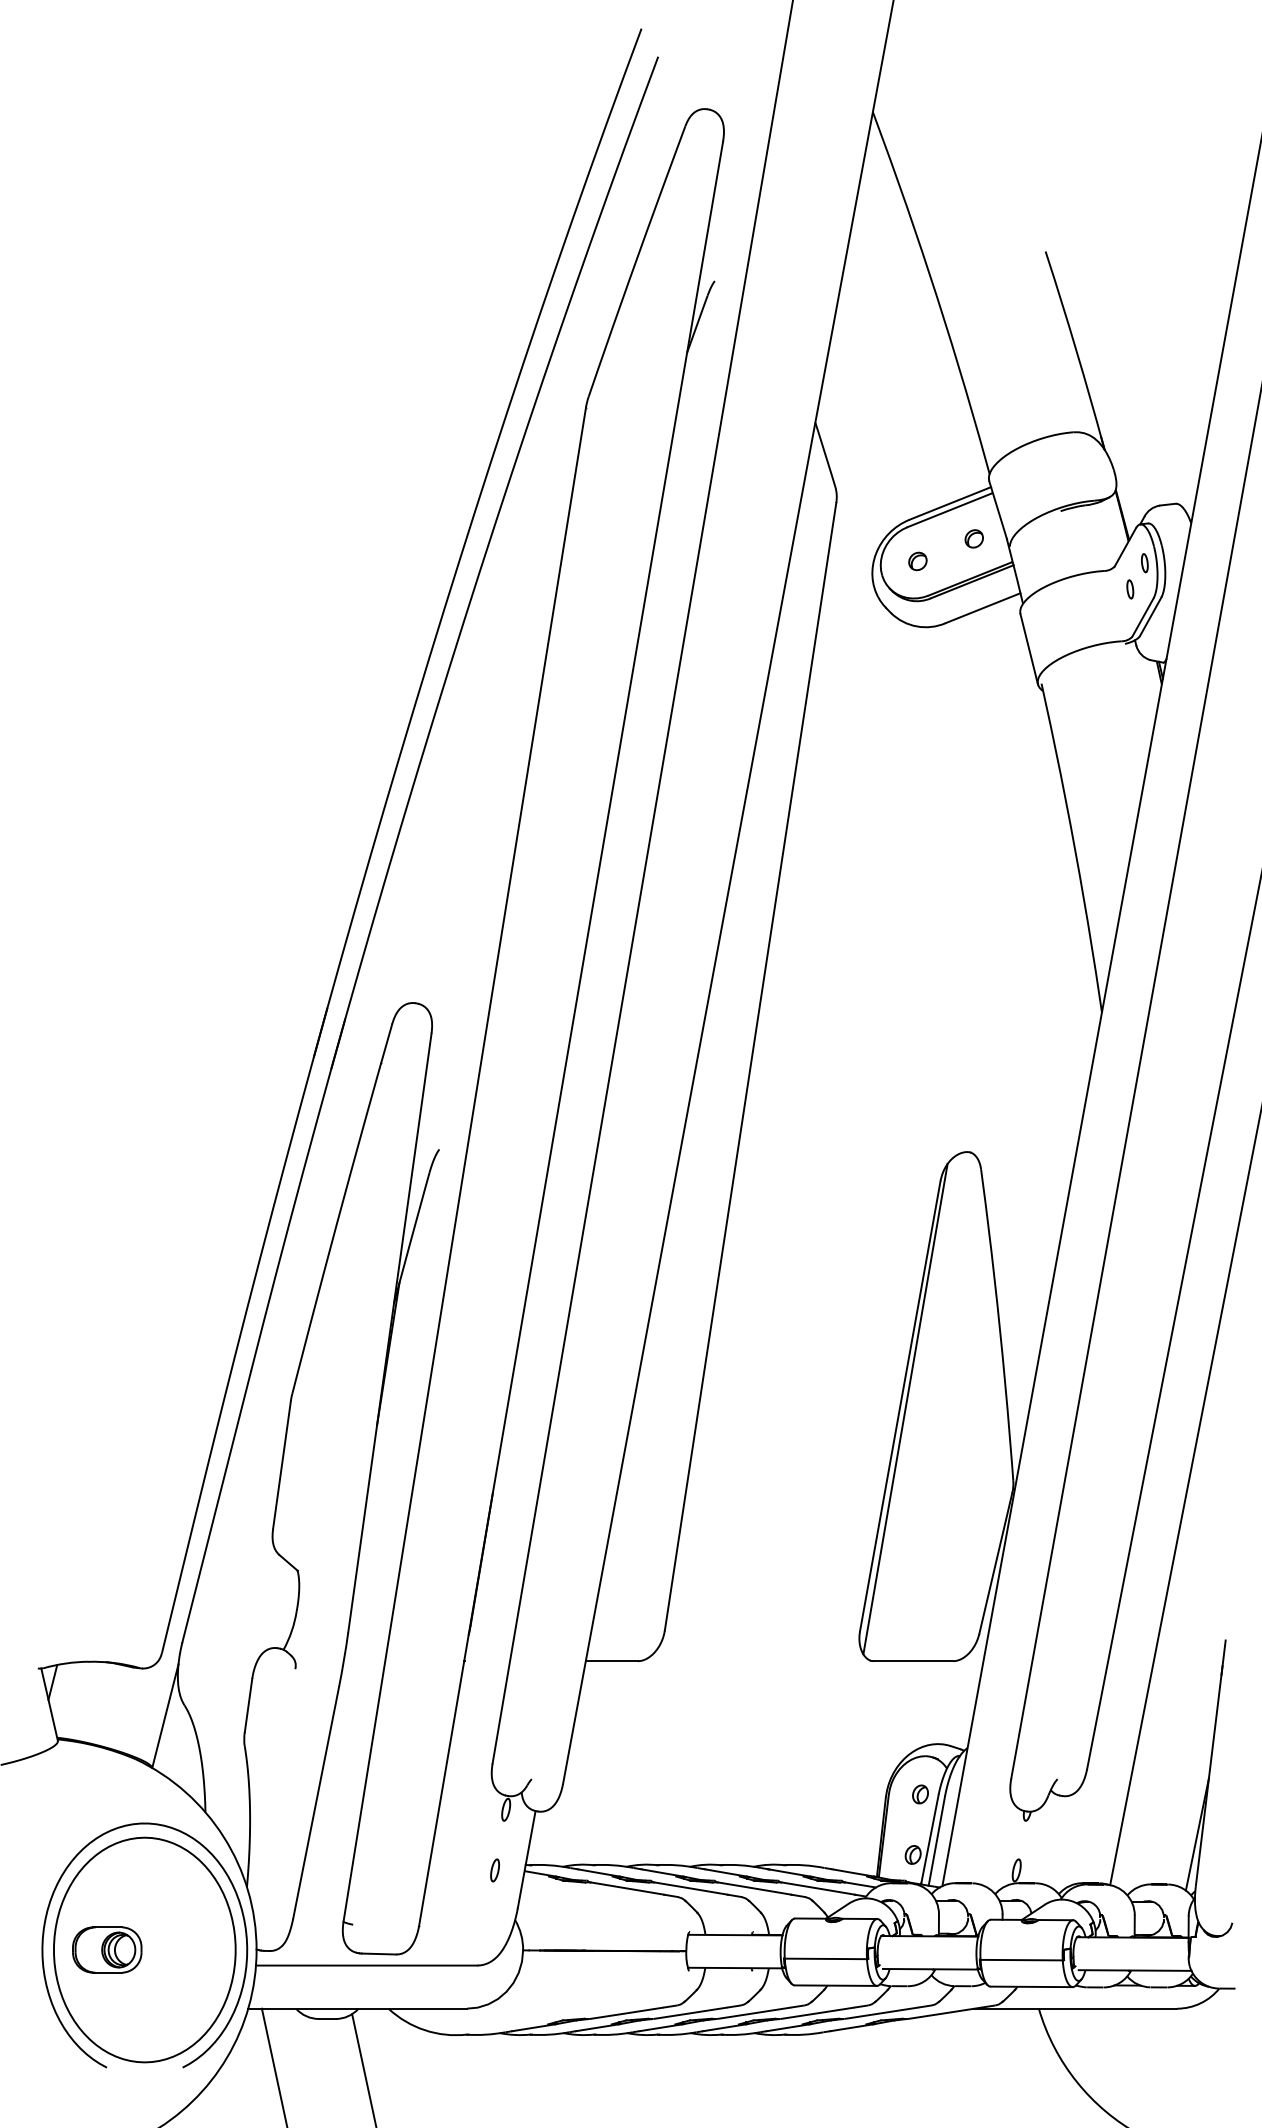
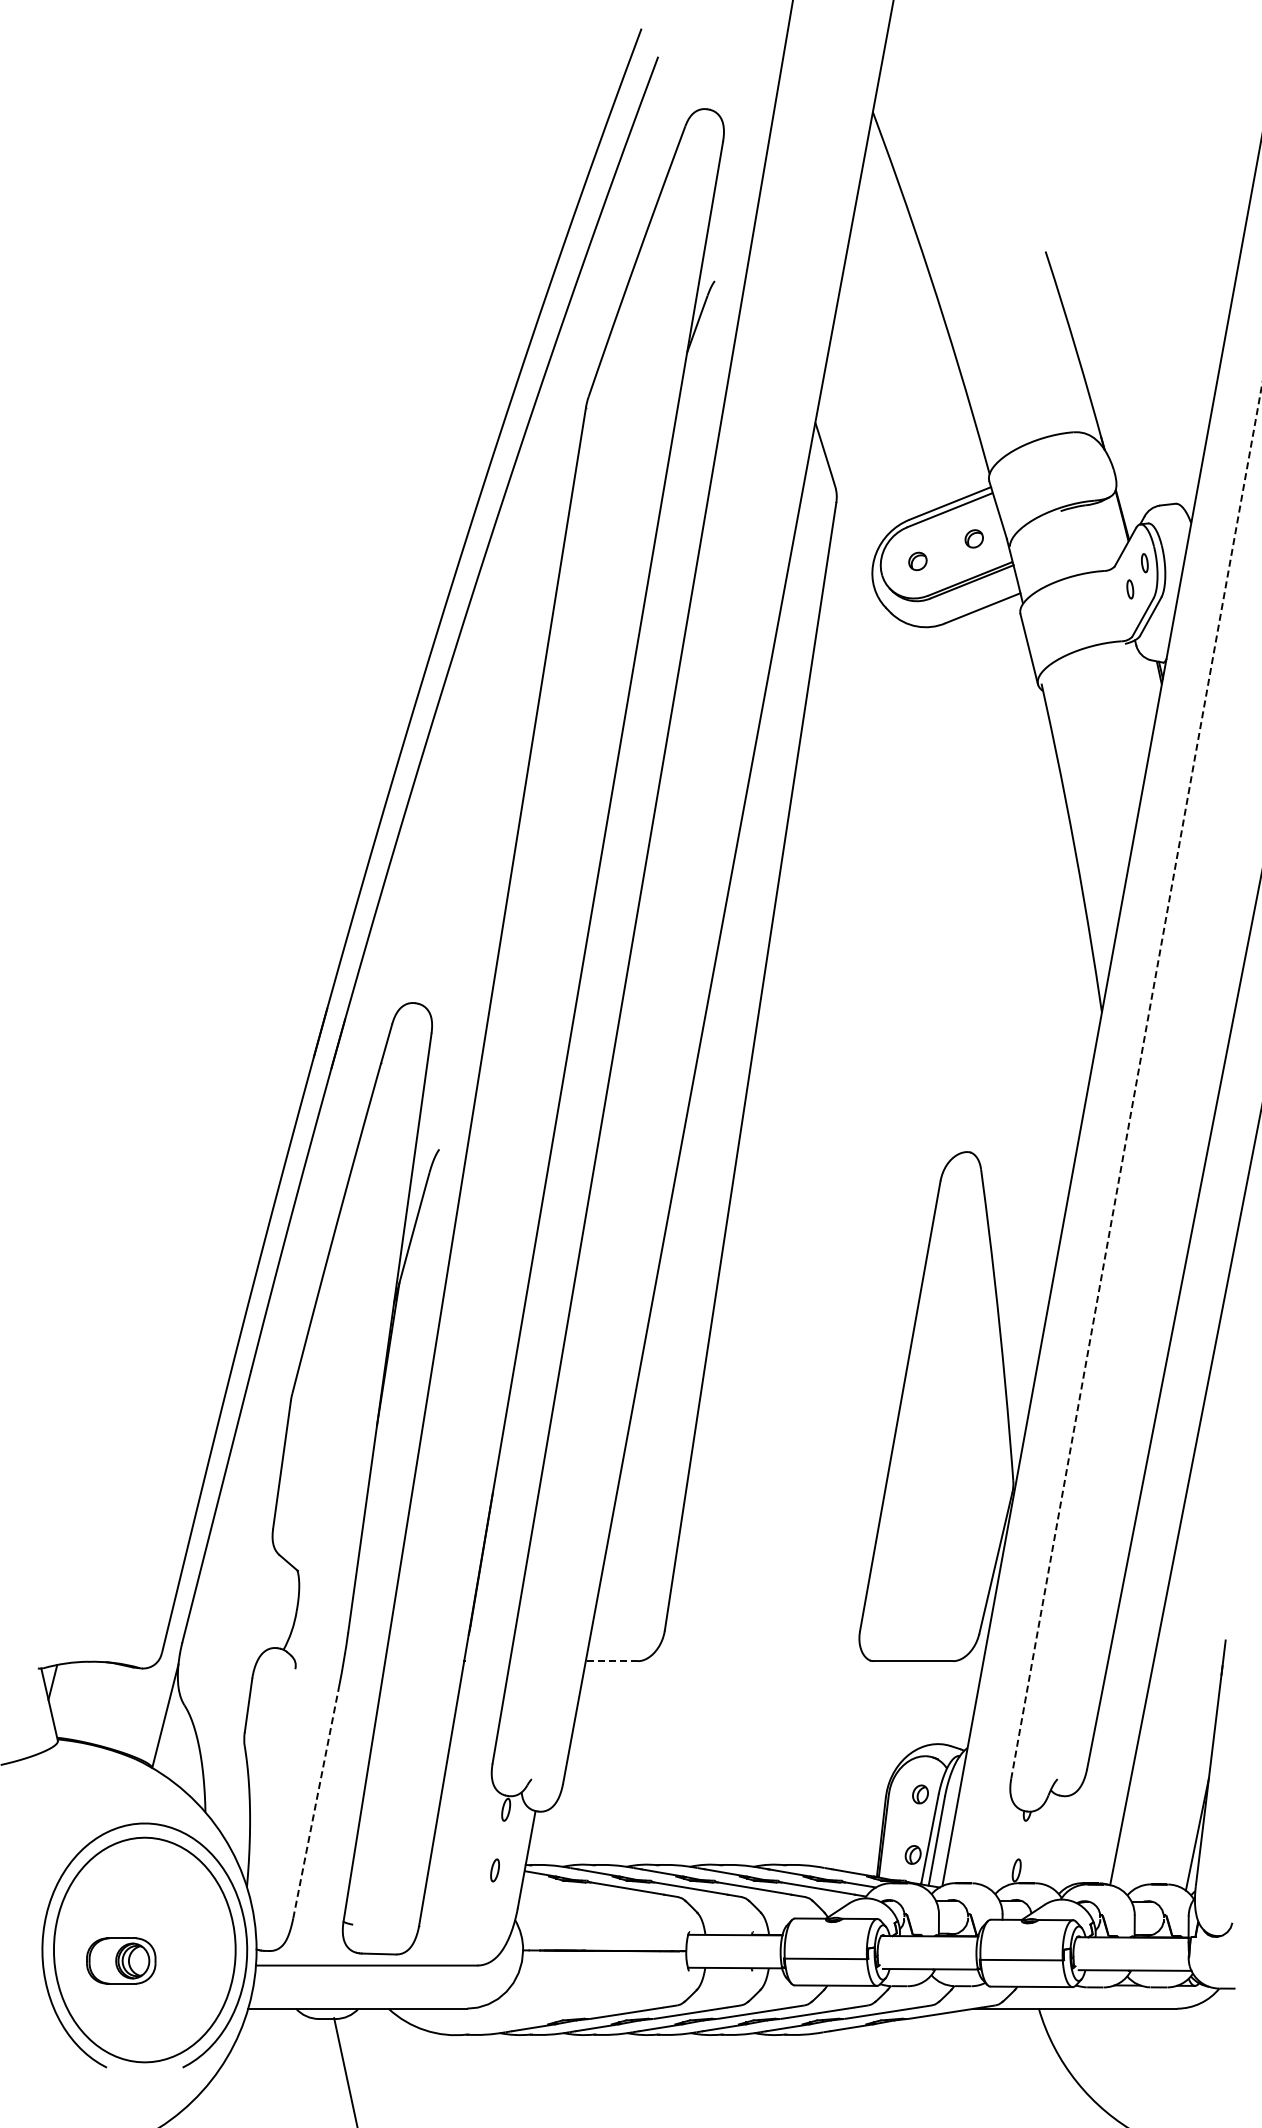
line: solid -> dashed (1136, 1081)
line: present -> none (905, 1408)
line: solid -> dashed (611, 1661)
line: solid -> dashed (316, 1802)
part position: (107, 1949) -> (121, 1960) (121, 1960)
line: present -> none (273, 2066)
line position: (363, 2069) -> (345, 2071) (345, 2071)
